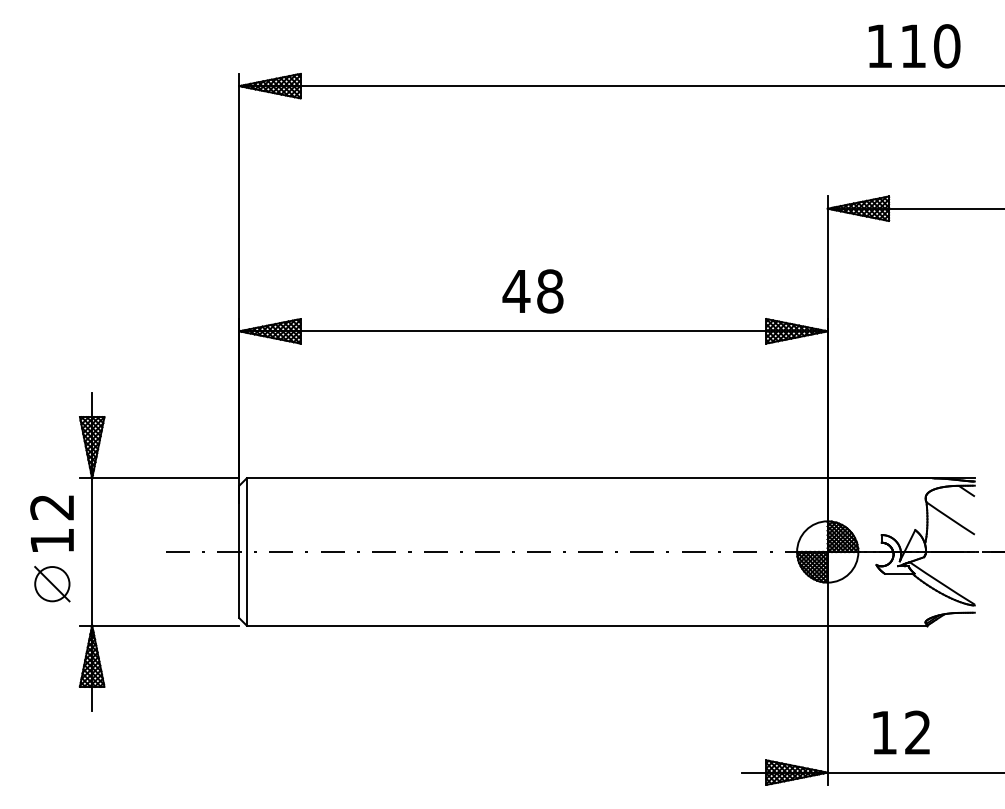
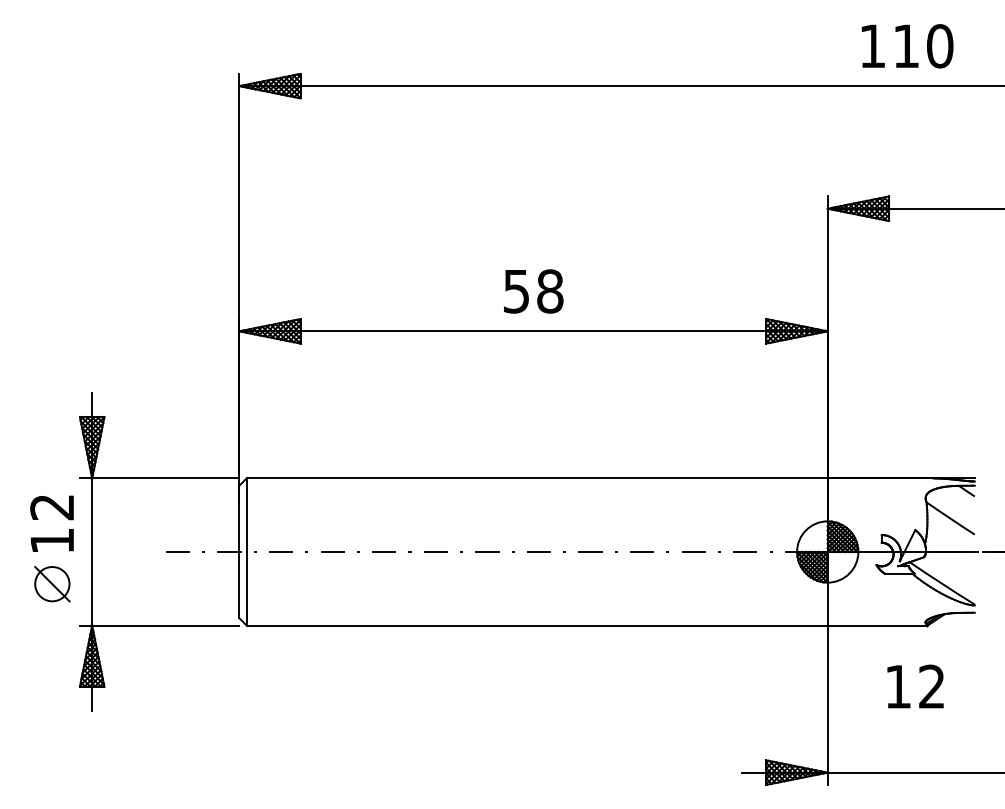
text position: (914, 46) -> (907, 46) (907, 46)
text: 48 -> 58 (516, 291)
text position: (901, 732) -> (915, 686) (915, 686)
